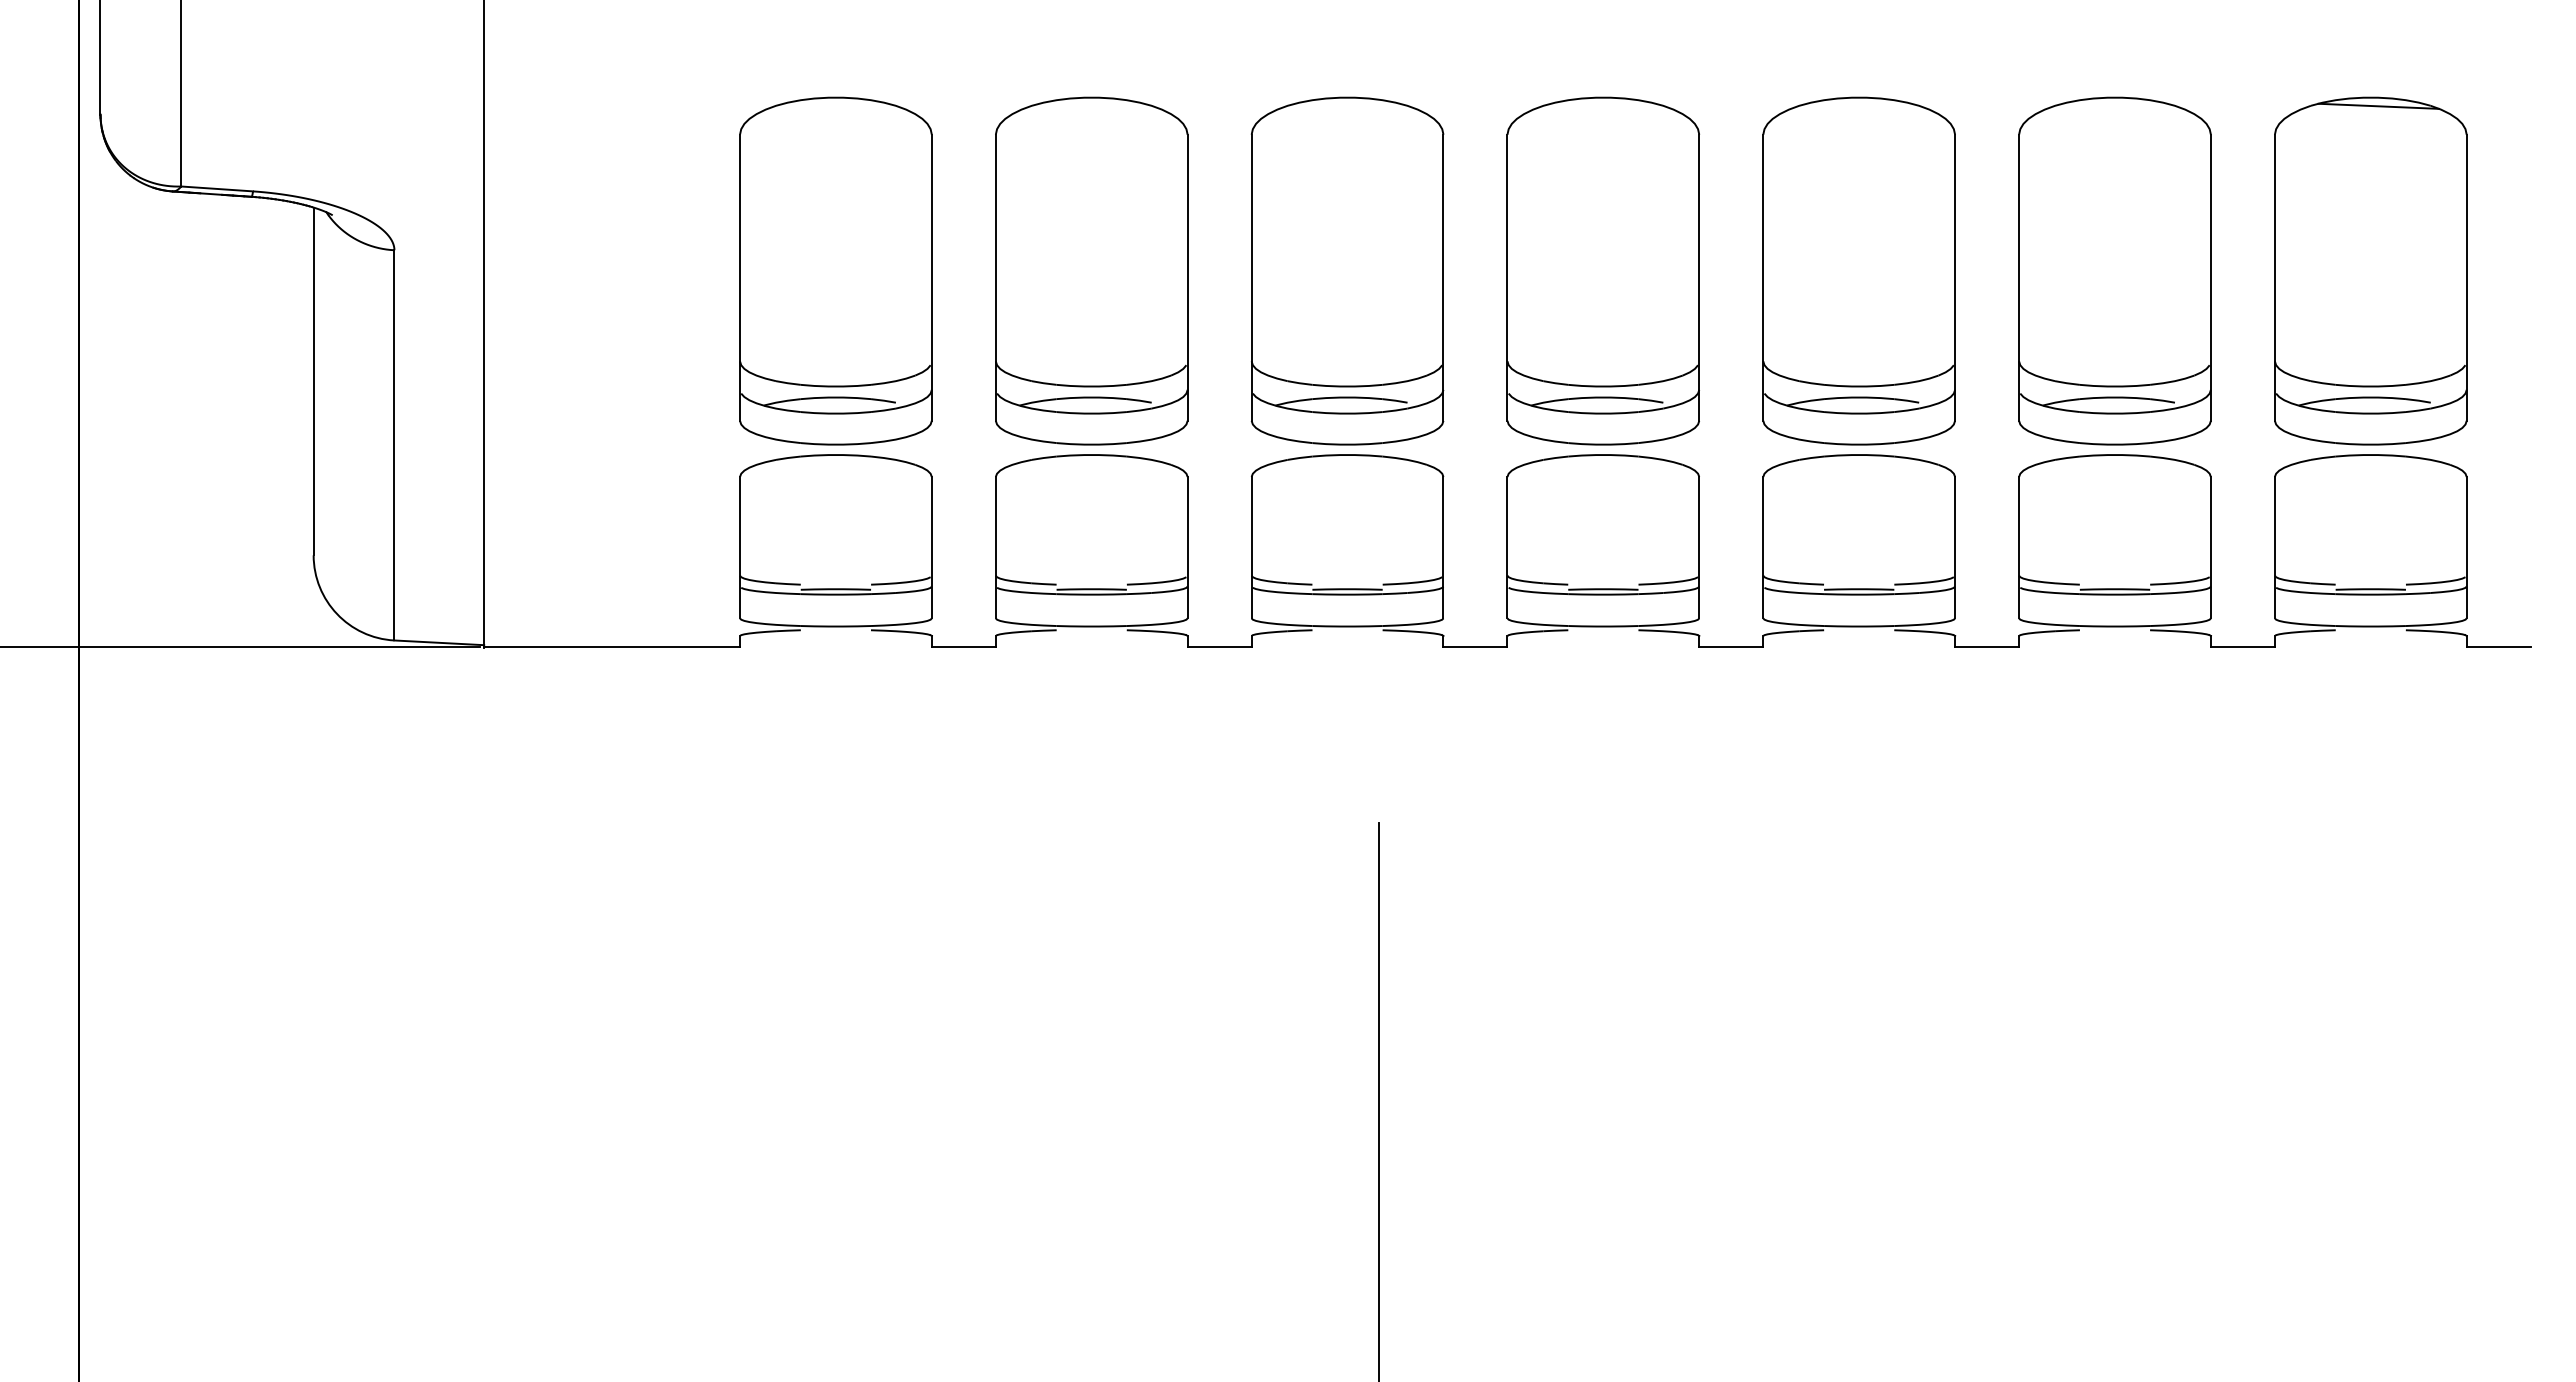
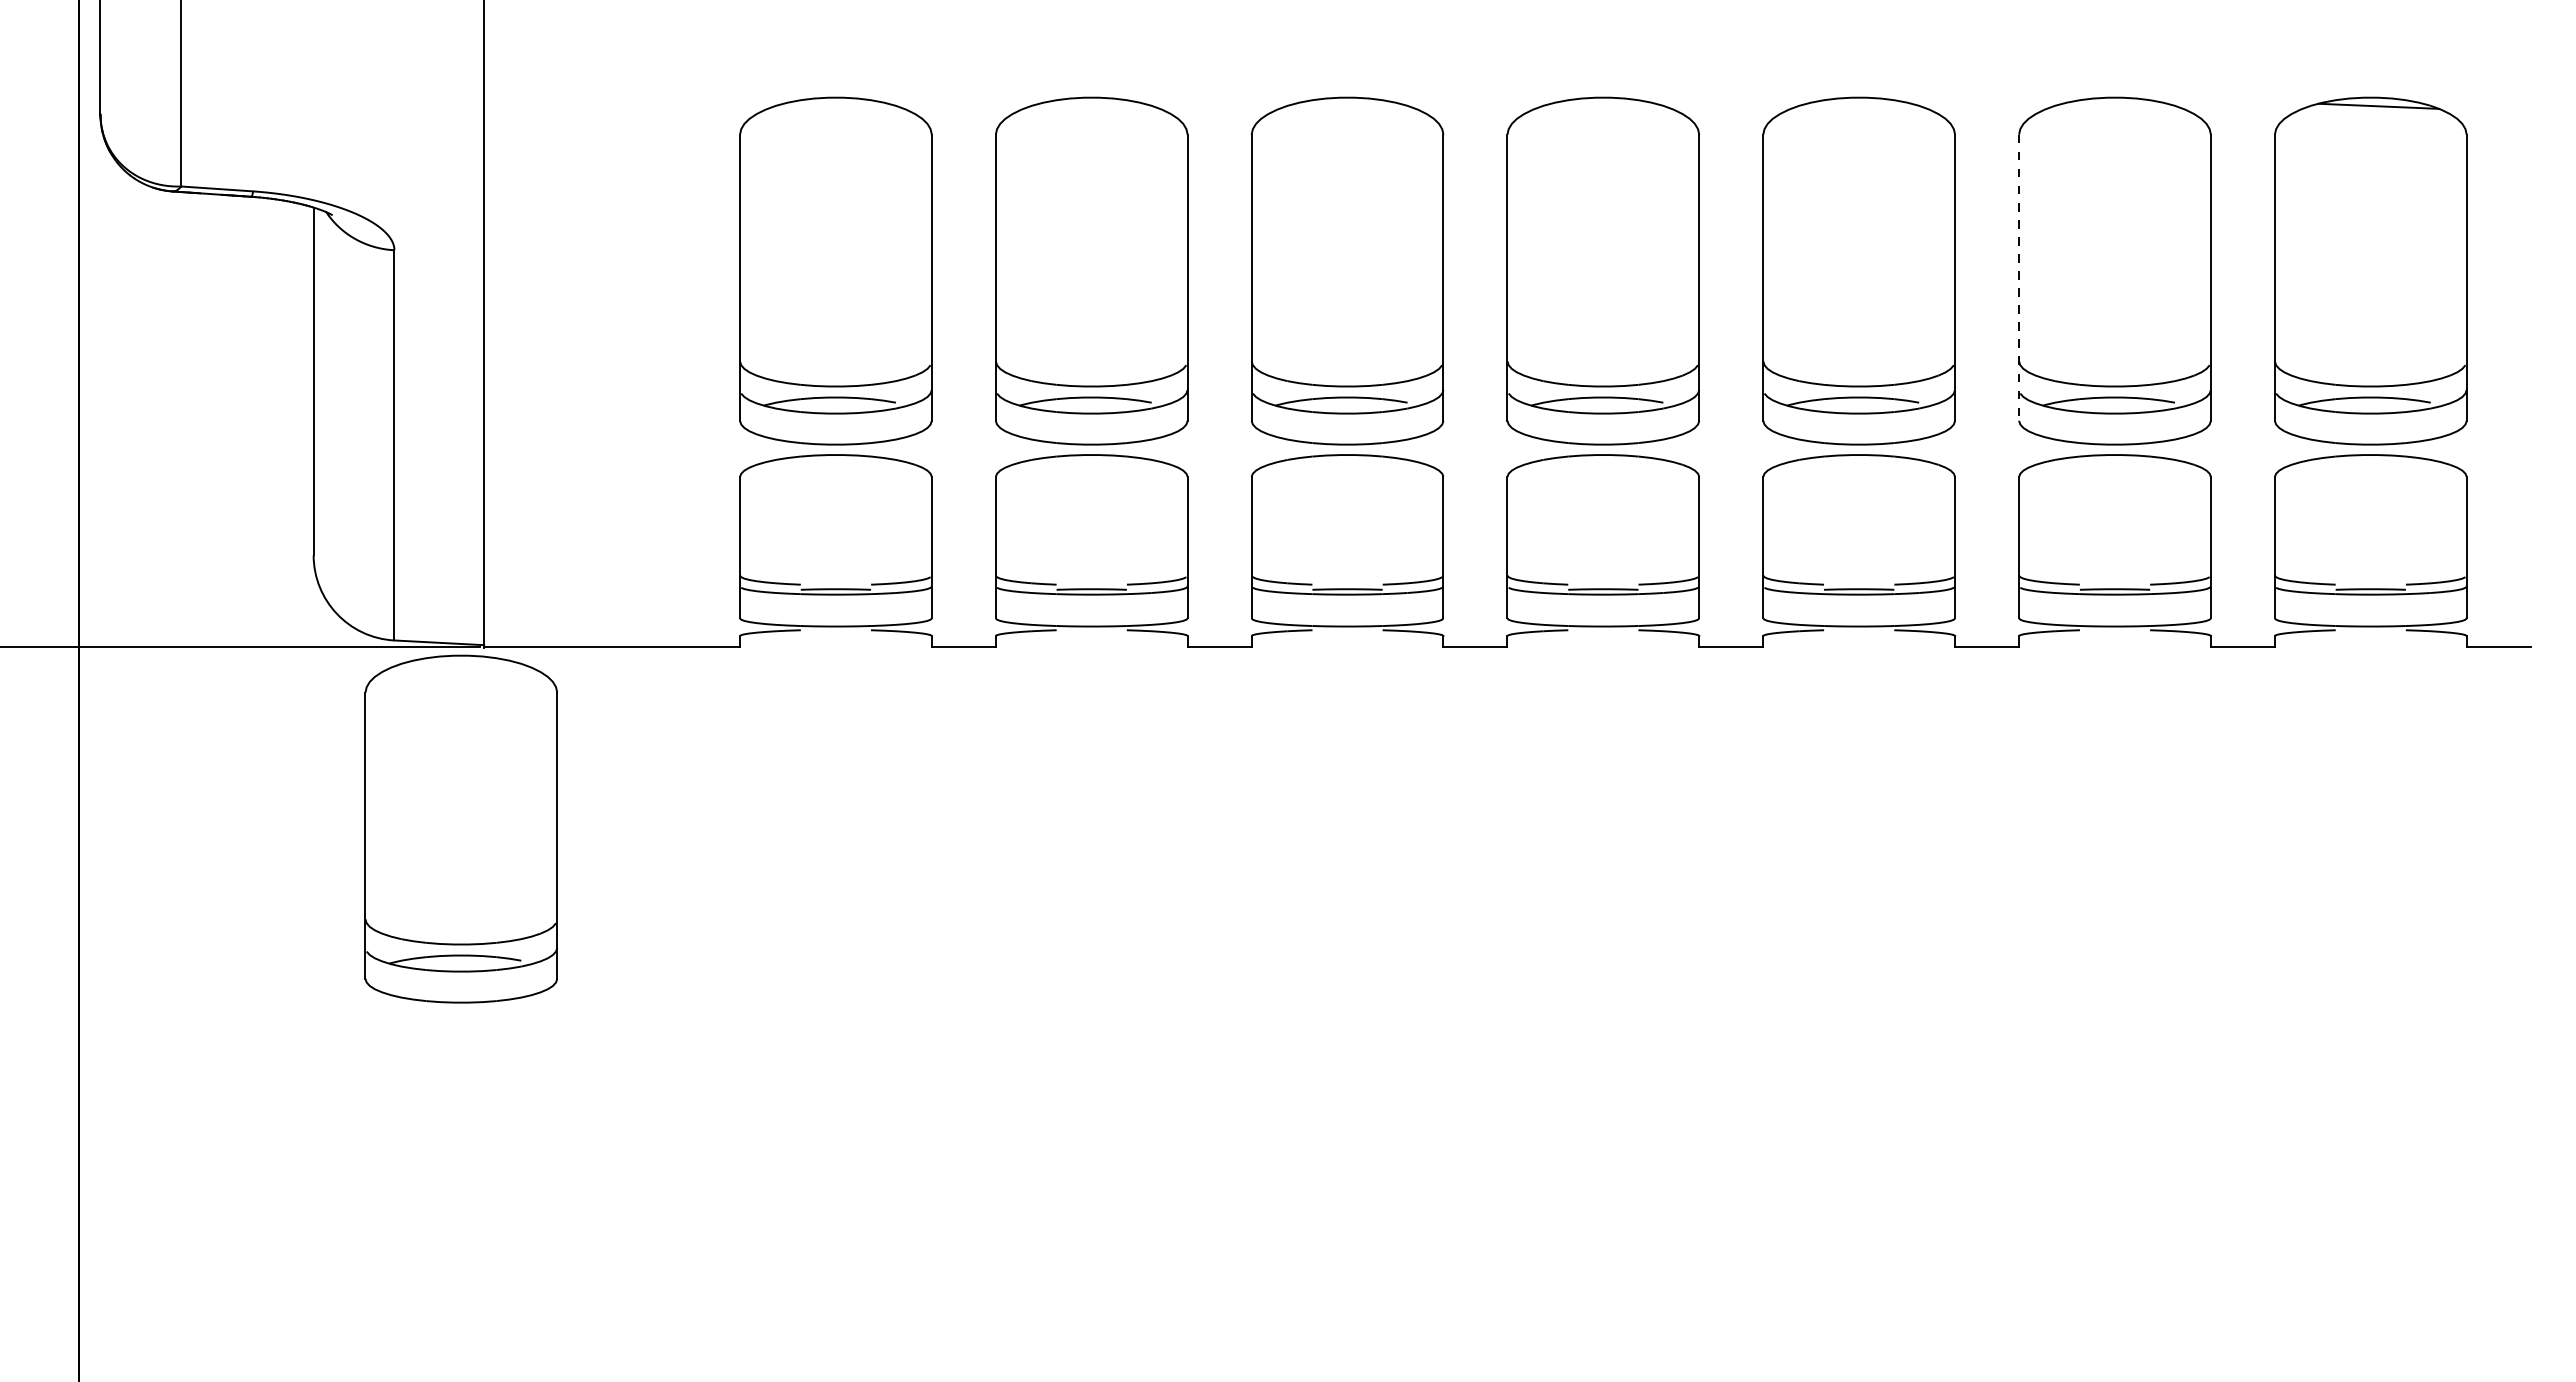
line: solid -> dashed (2019, 278)
part: none -> present (460, 828)
line: present -> none (1379, 1100)
